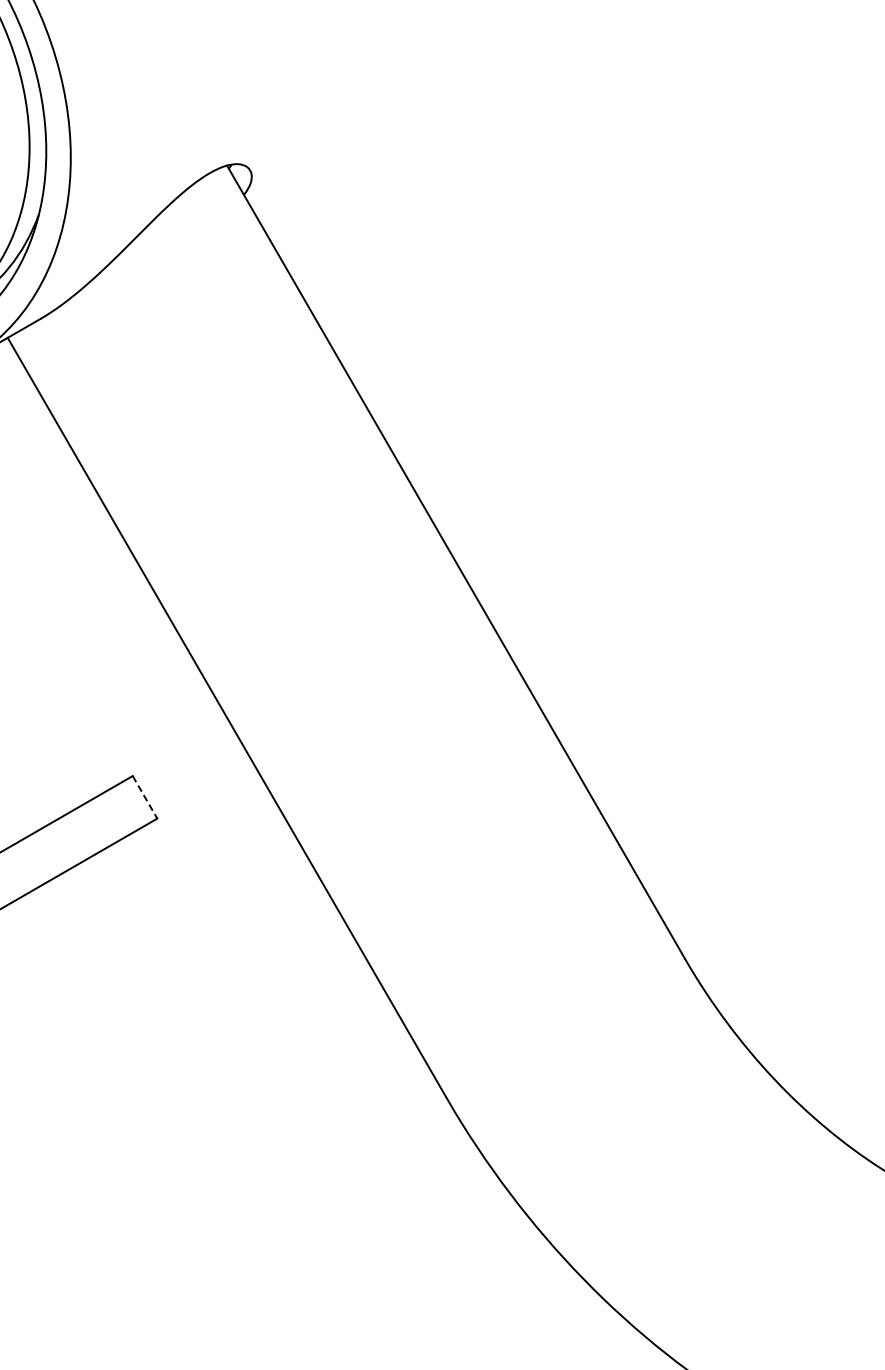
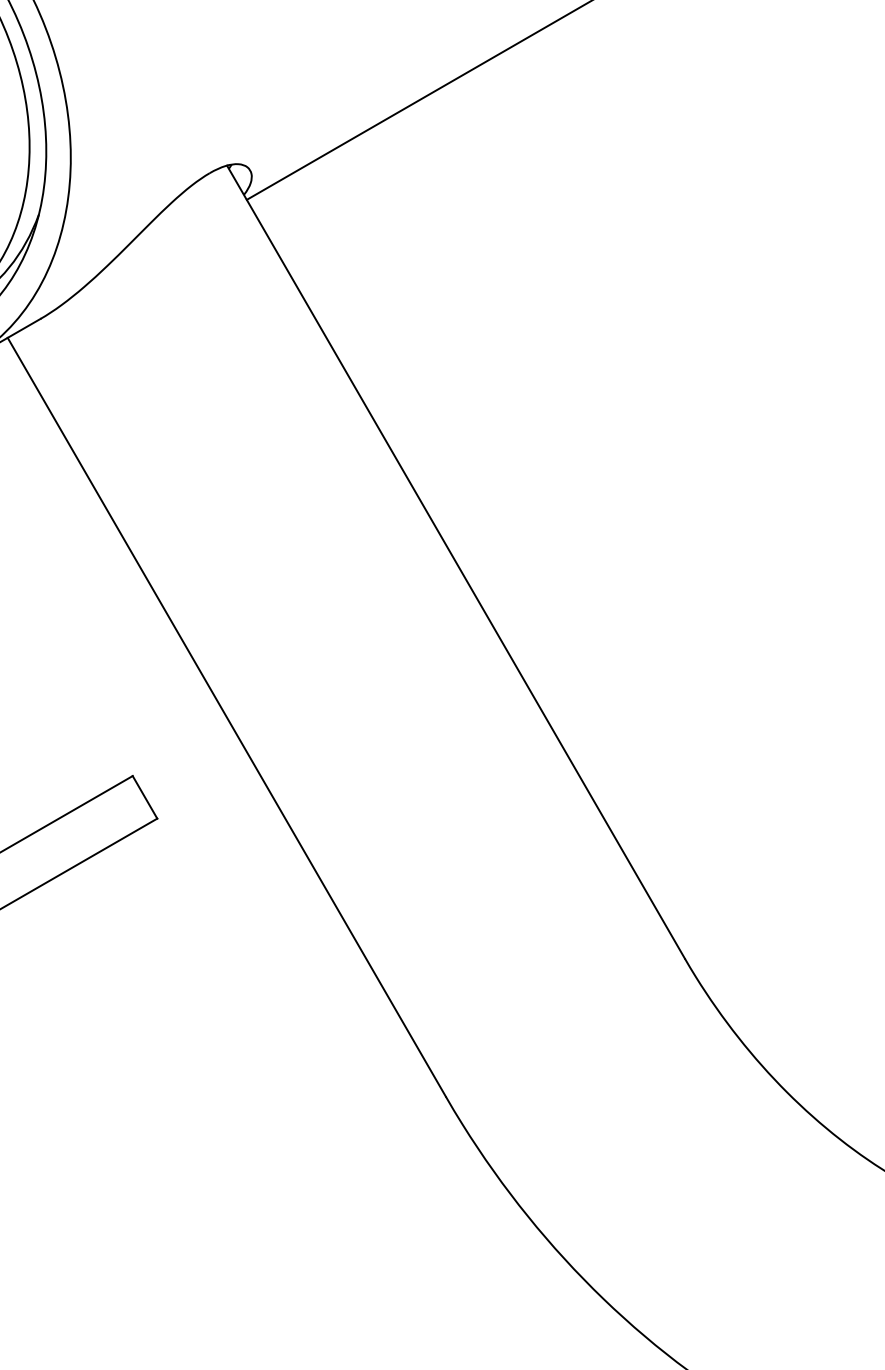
line: none -> present (417, 100)
line: dashed -> solid (145, 797)
